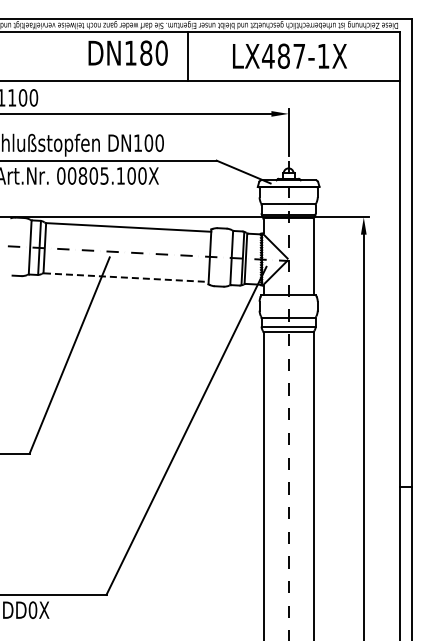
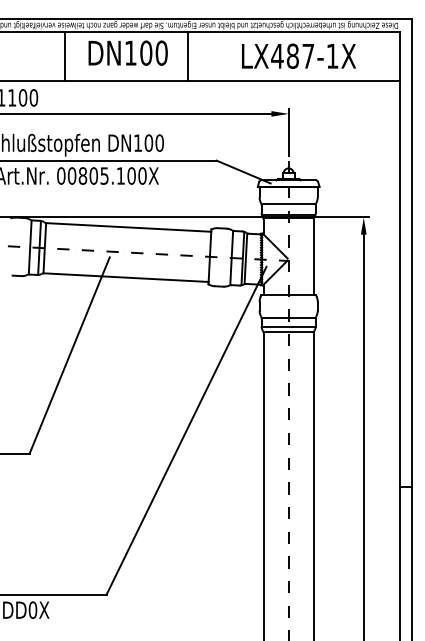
text: DN180 -> DN100 (146, 52)
line: none -> present (64, 55)
text position: (289, 55) -> (298, 55) (298, 55)
line: dashed -> solid (126, 277)
